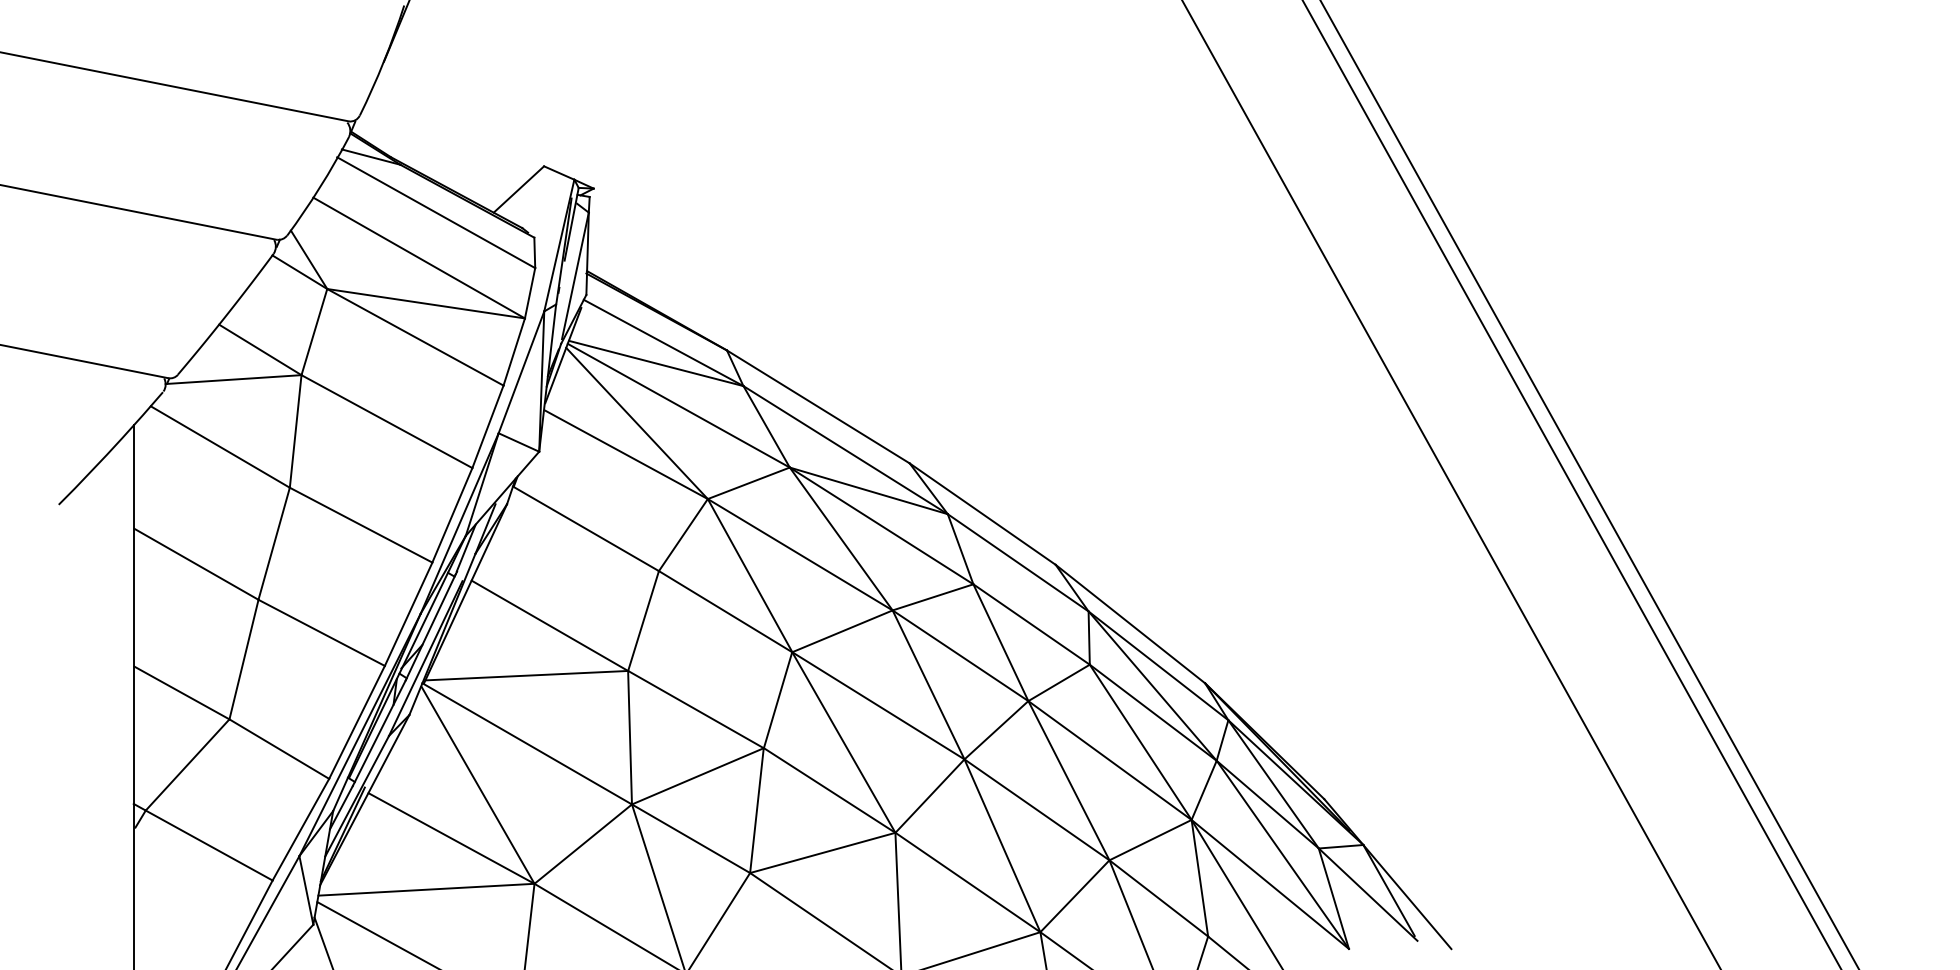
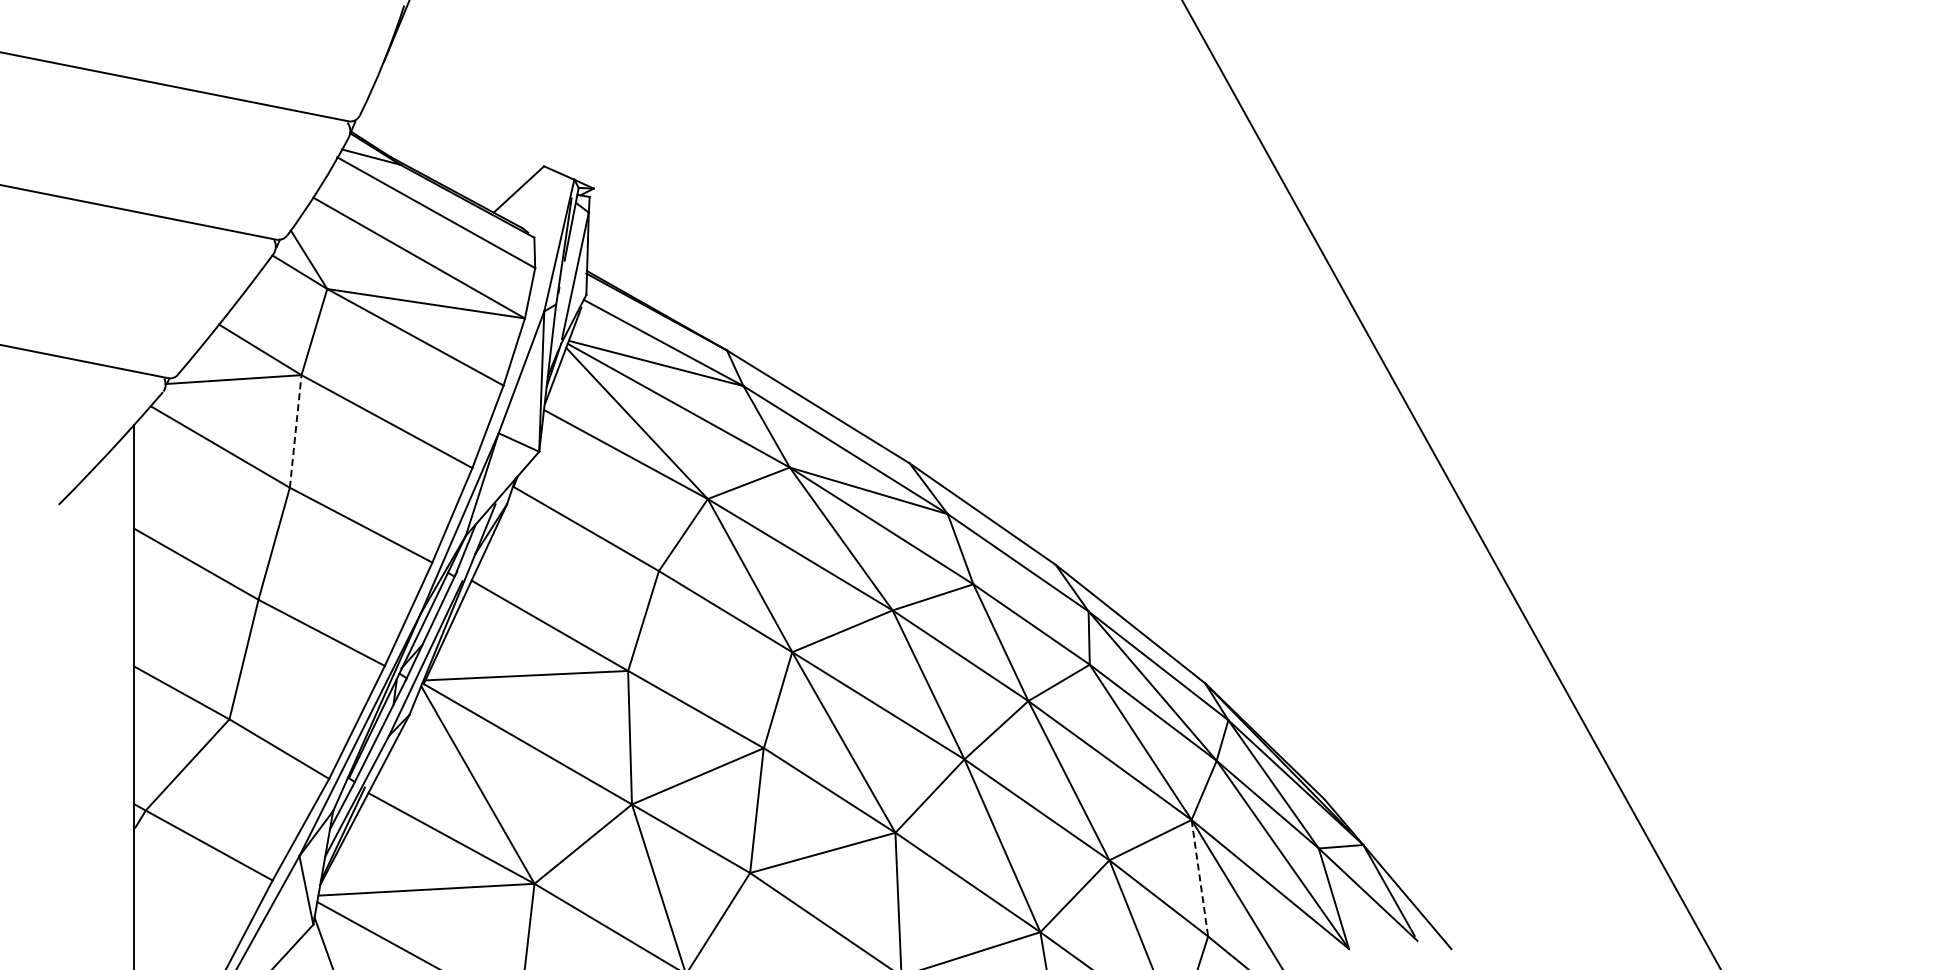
line: solid -> dashed (295, 431)
line: present -> none (1571, 484)
line: present -> none (1589, 484)
line: solid -> dashed (1199, 878)
